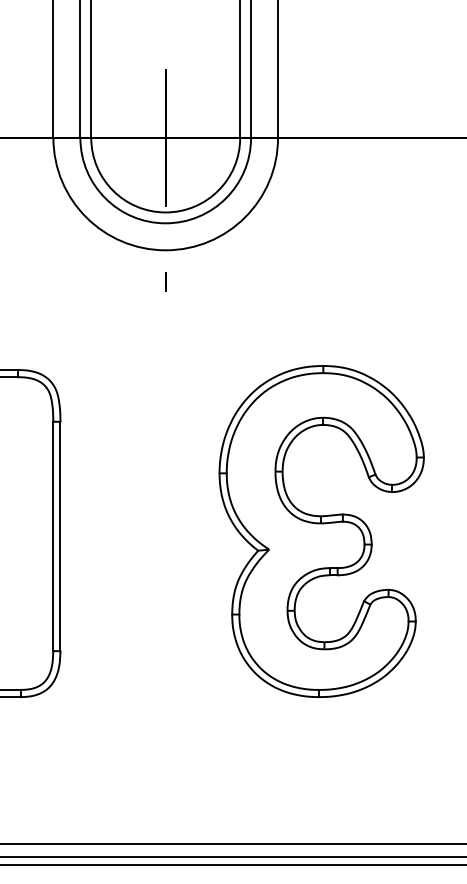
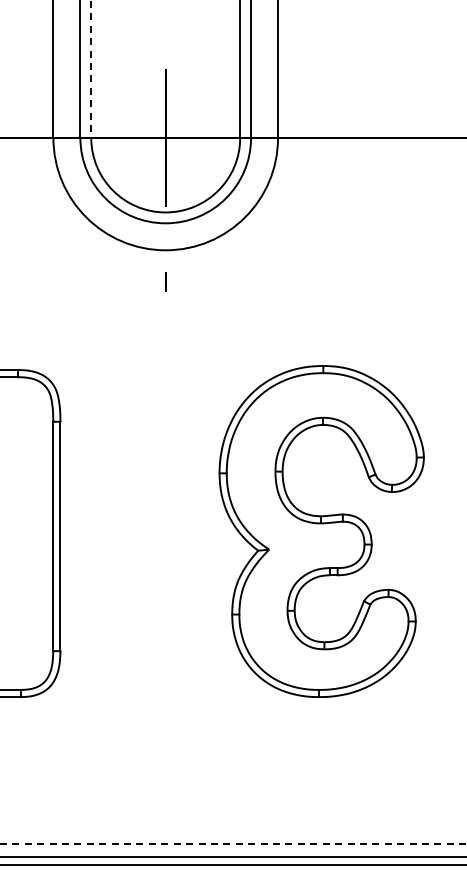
line: solid -> dashed (91, 69)
line: solid -> dashed (233, 843)
